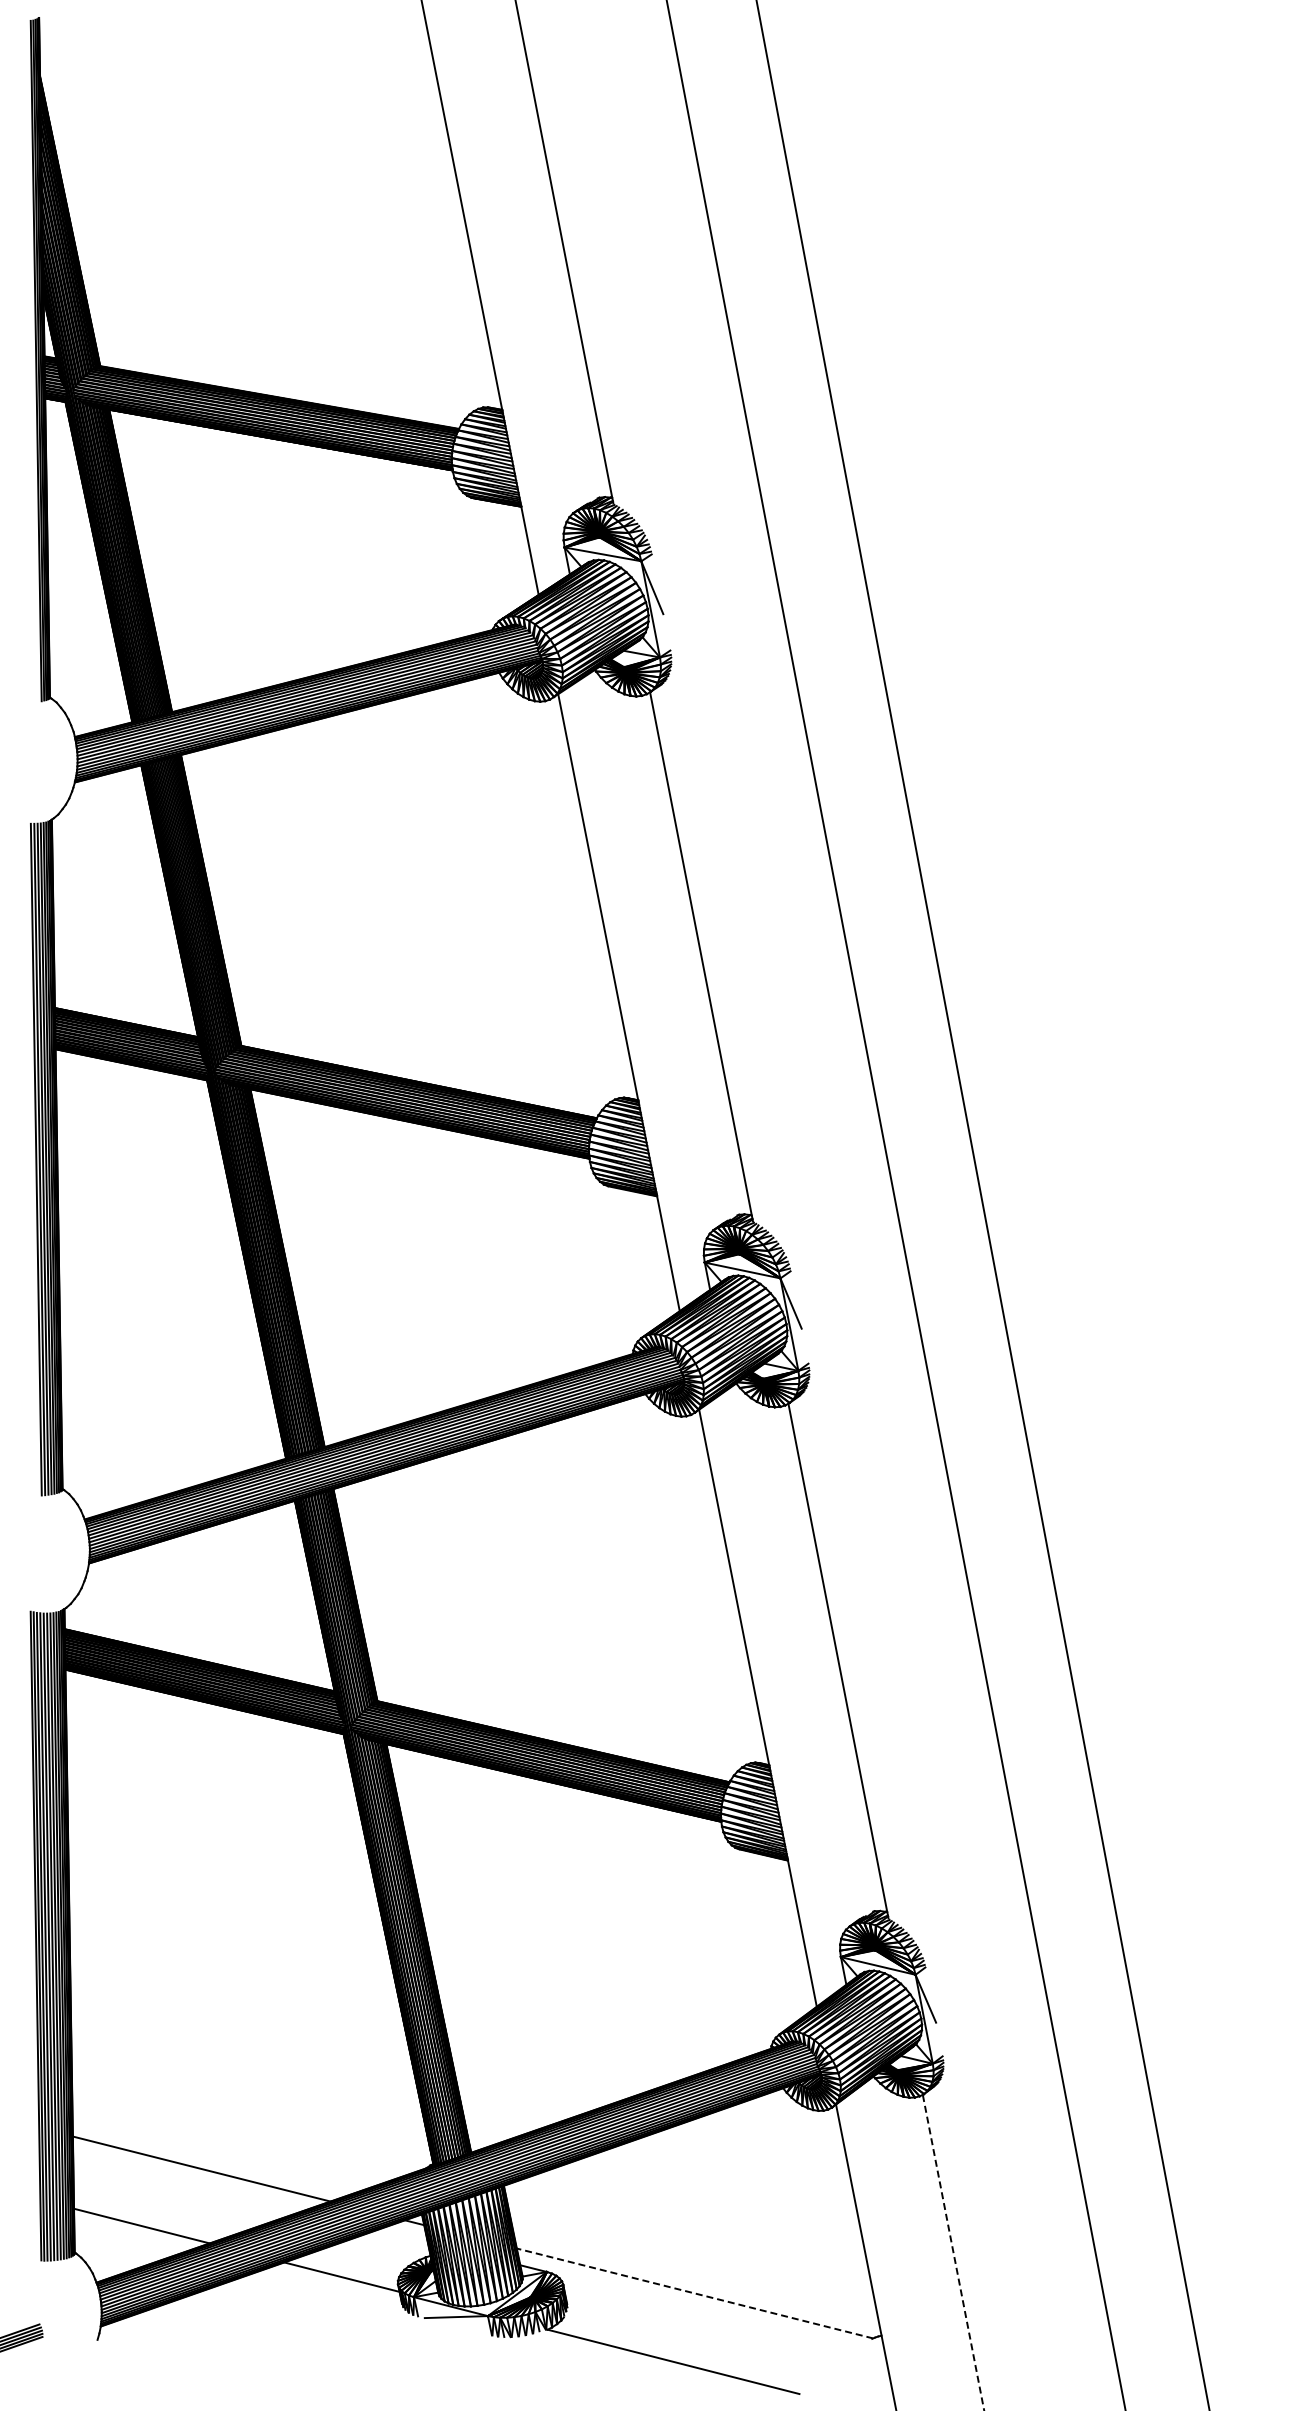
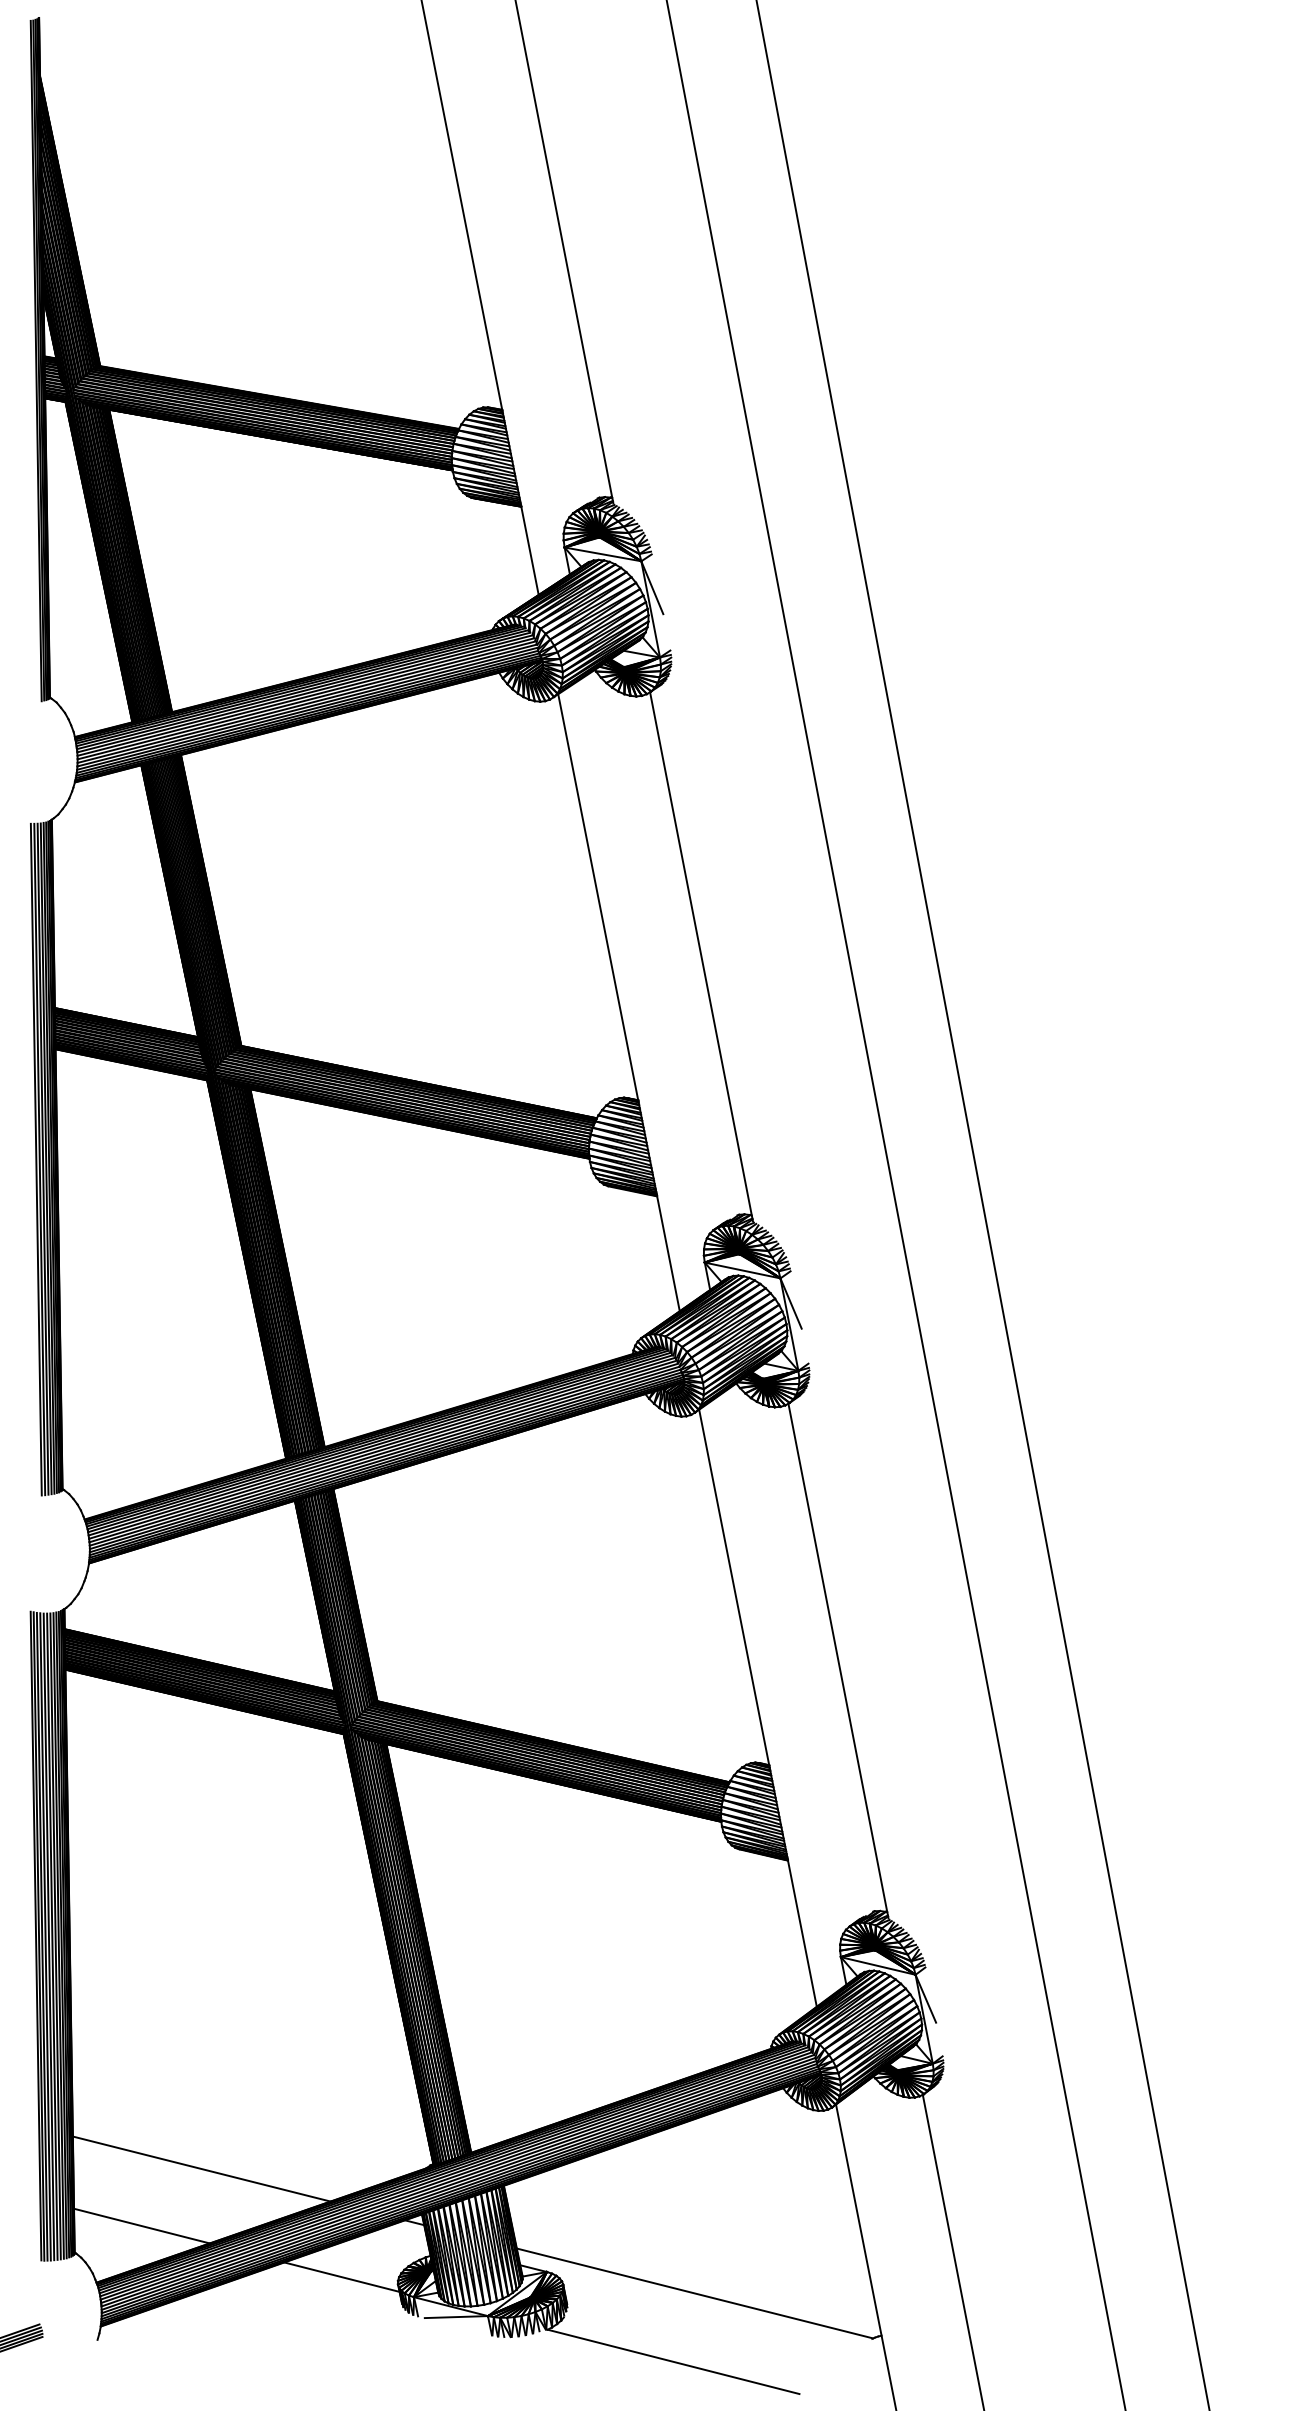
line: dashed -> solid (953, 2252)
line: dashed -> solid (695, 2293)
